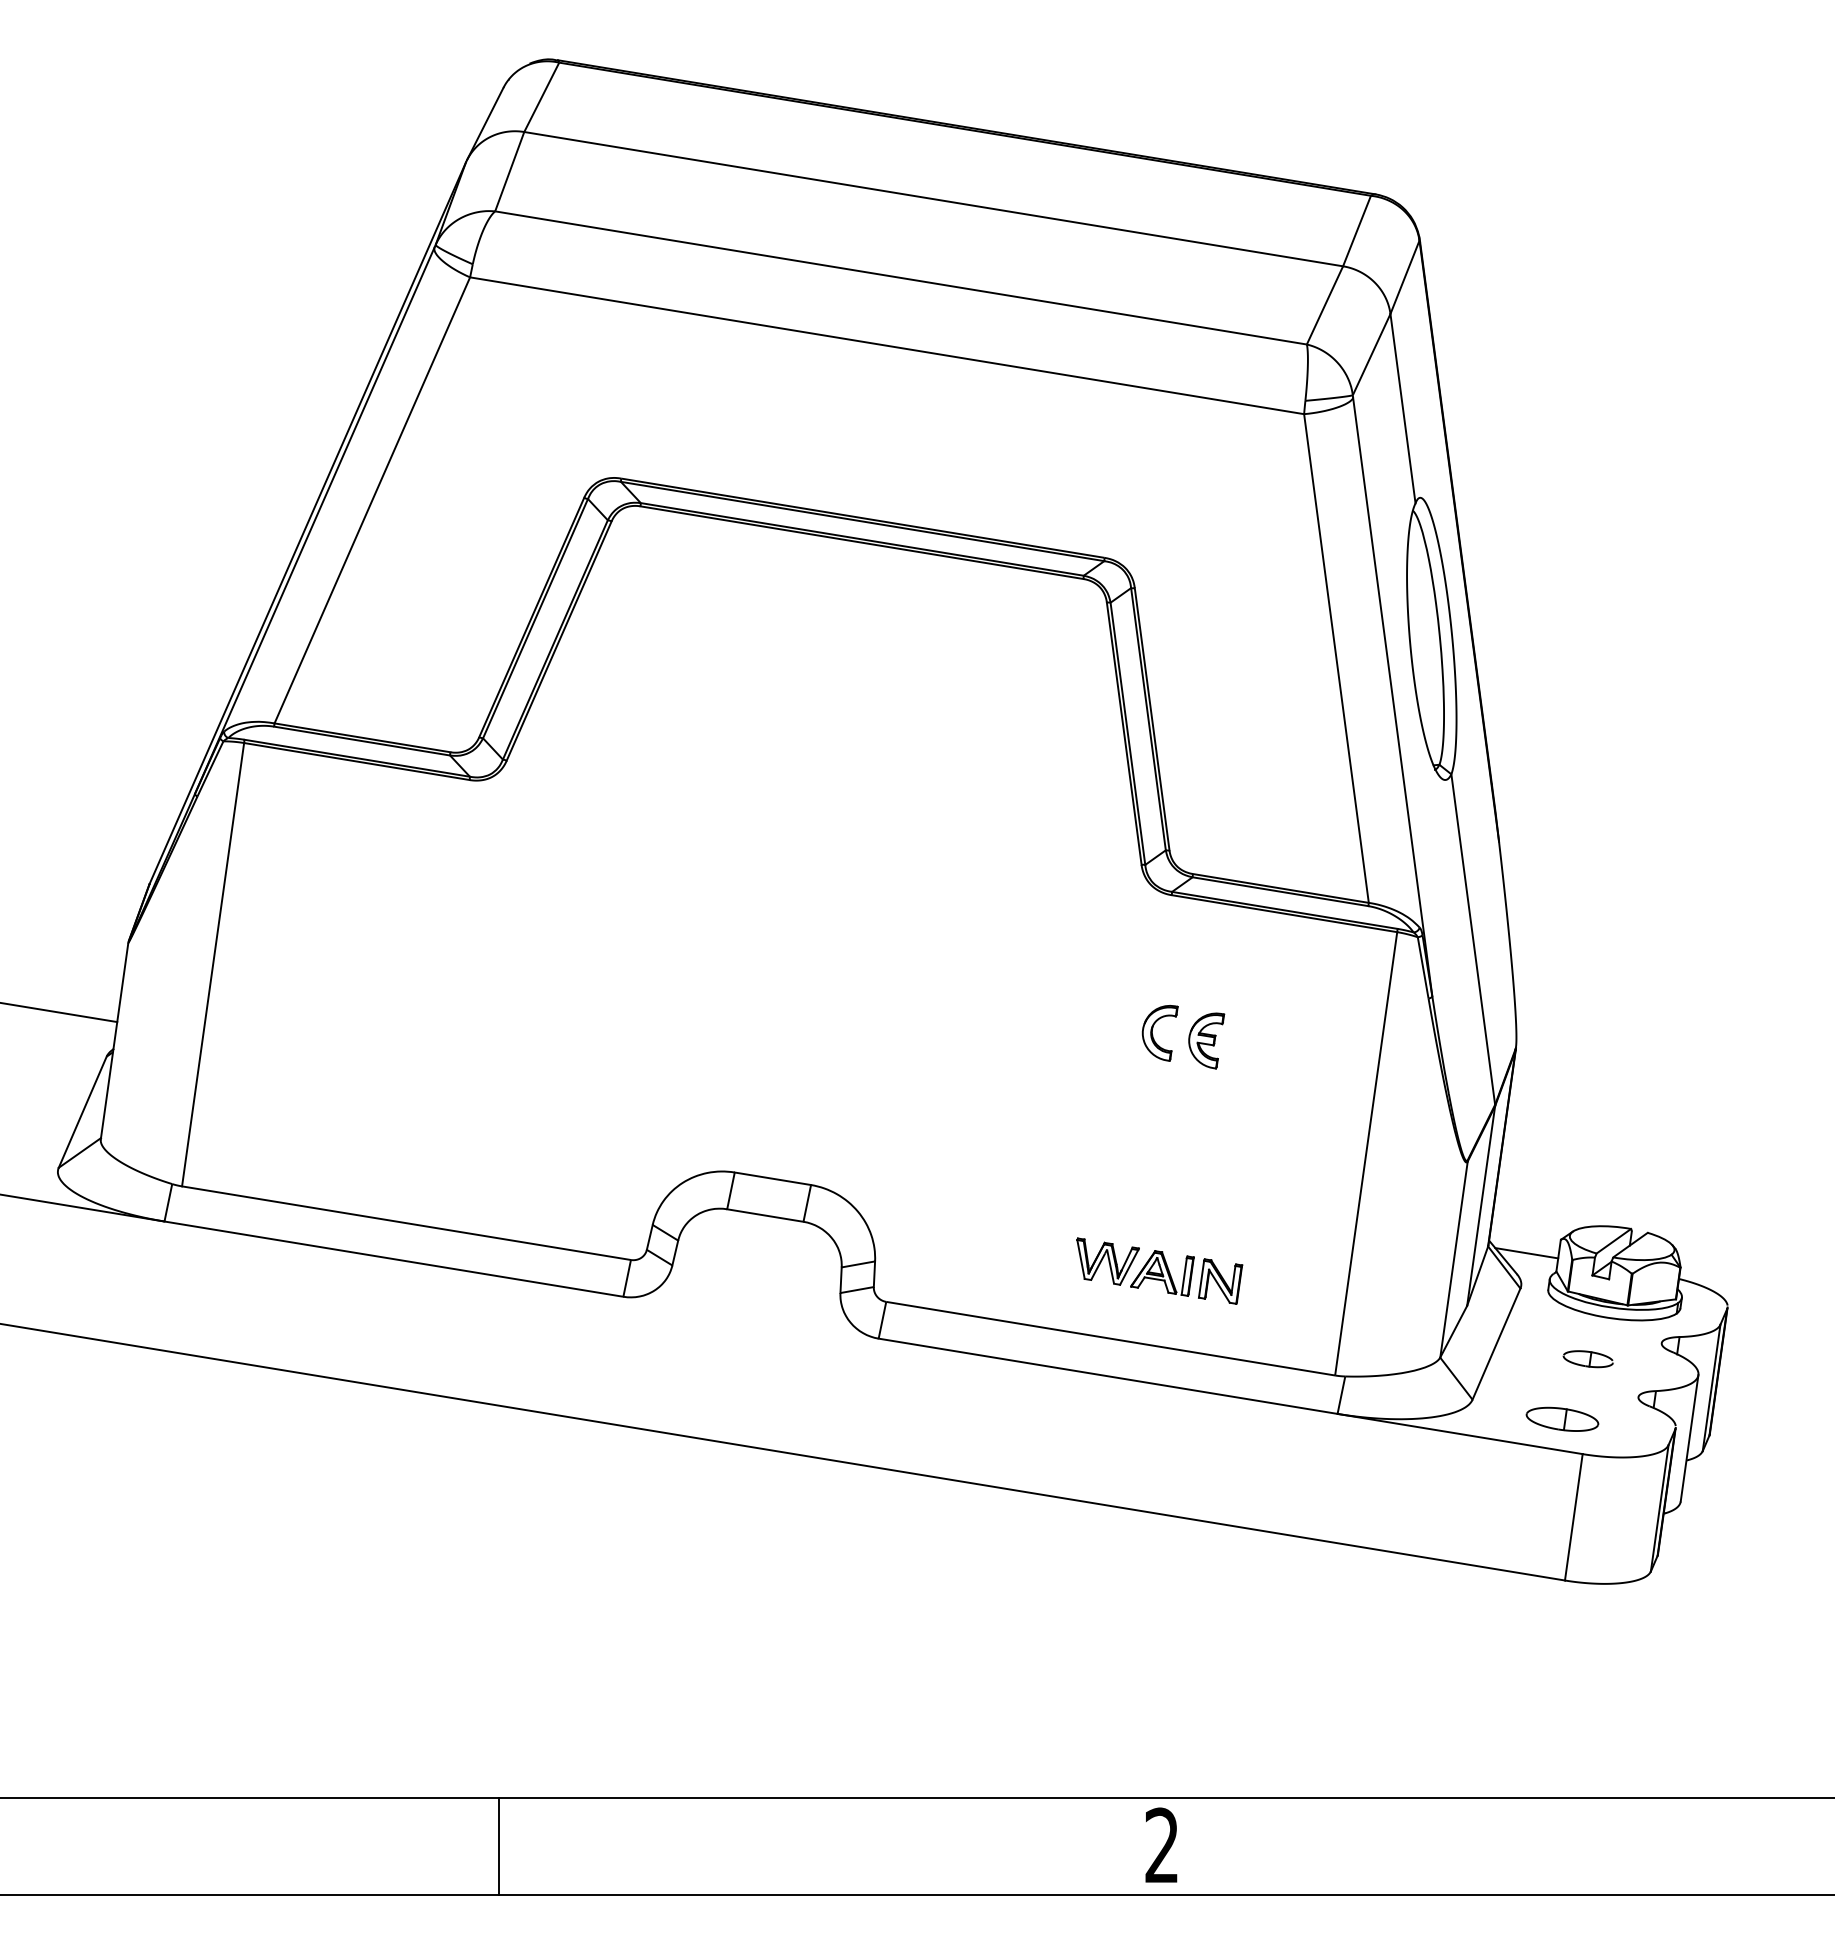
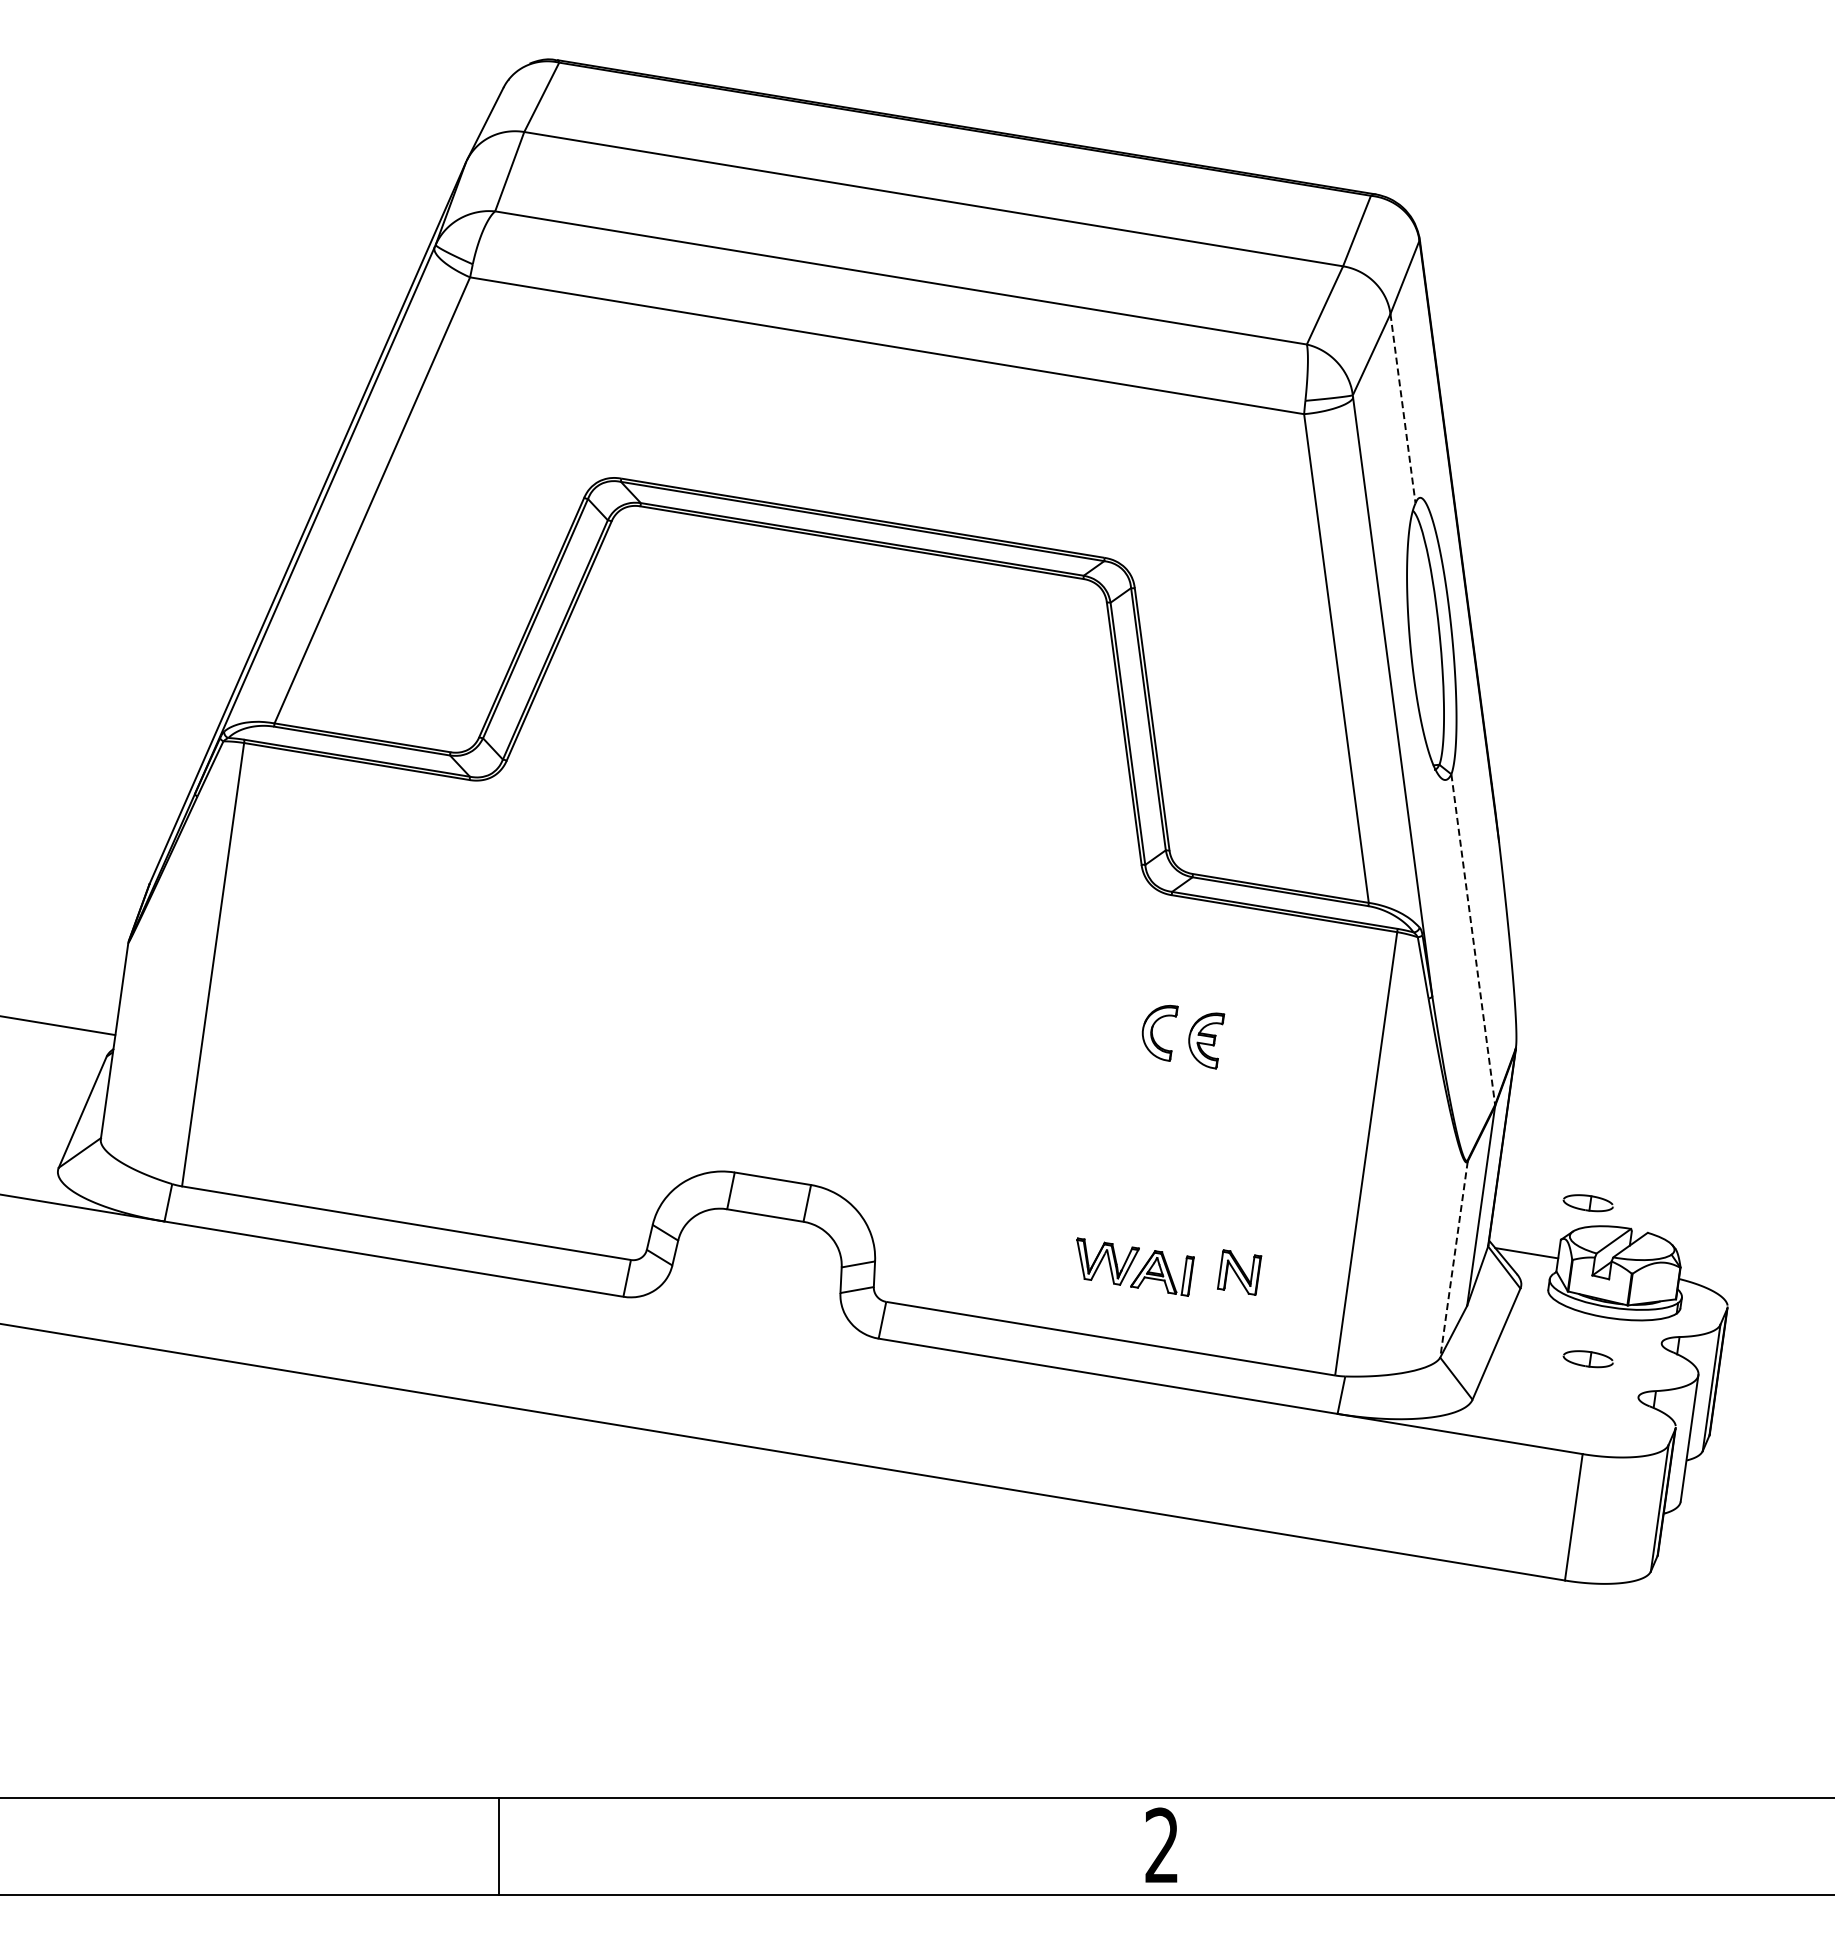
line: solid -> dashed (1403, 408)
line: solid -> dashed (1473, 939)
line position: (59, 1012) -> (58, 1025) (58, 1025)
part: none -> present (1587, 1203)
line: solid -> dashed (1454, 1259)
part position: (1220, 1281) -> (1239, 1272) (1239, 1272)
part: present -> none (1562, 1418)
